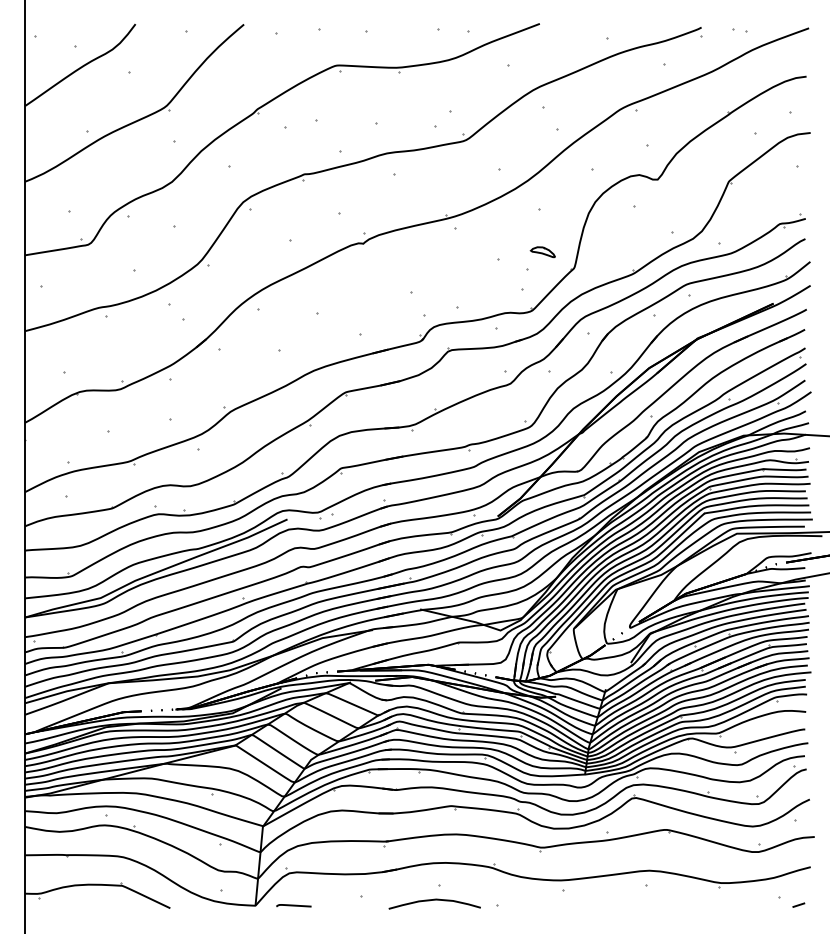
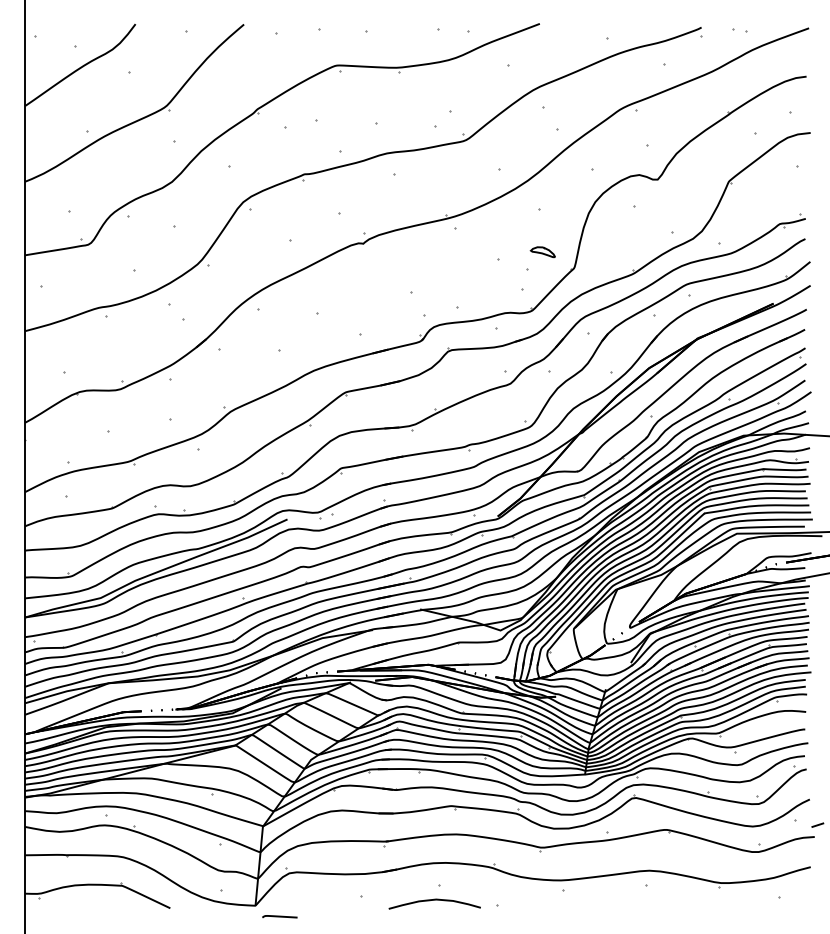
line position: (798, 904) -> (817, 824) (817, 824)
line position: (293, 905) -> (279, 916) (279, 916)
